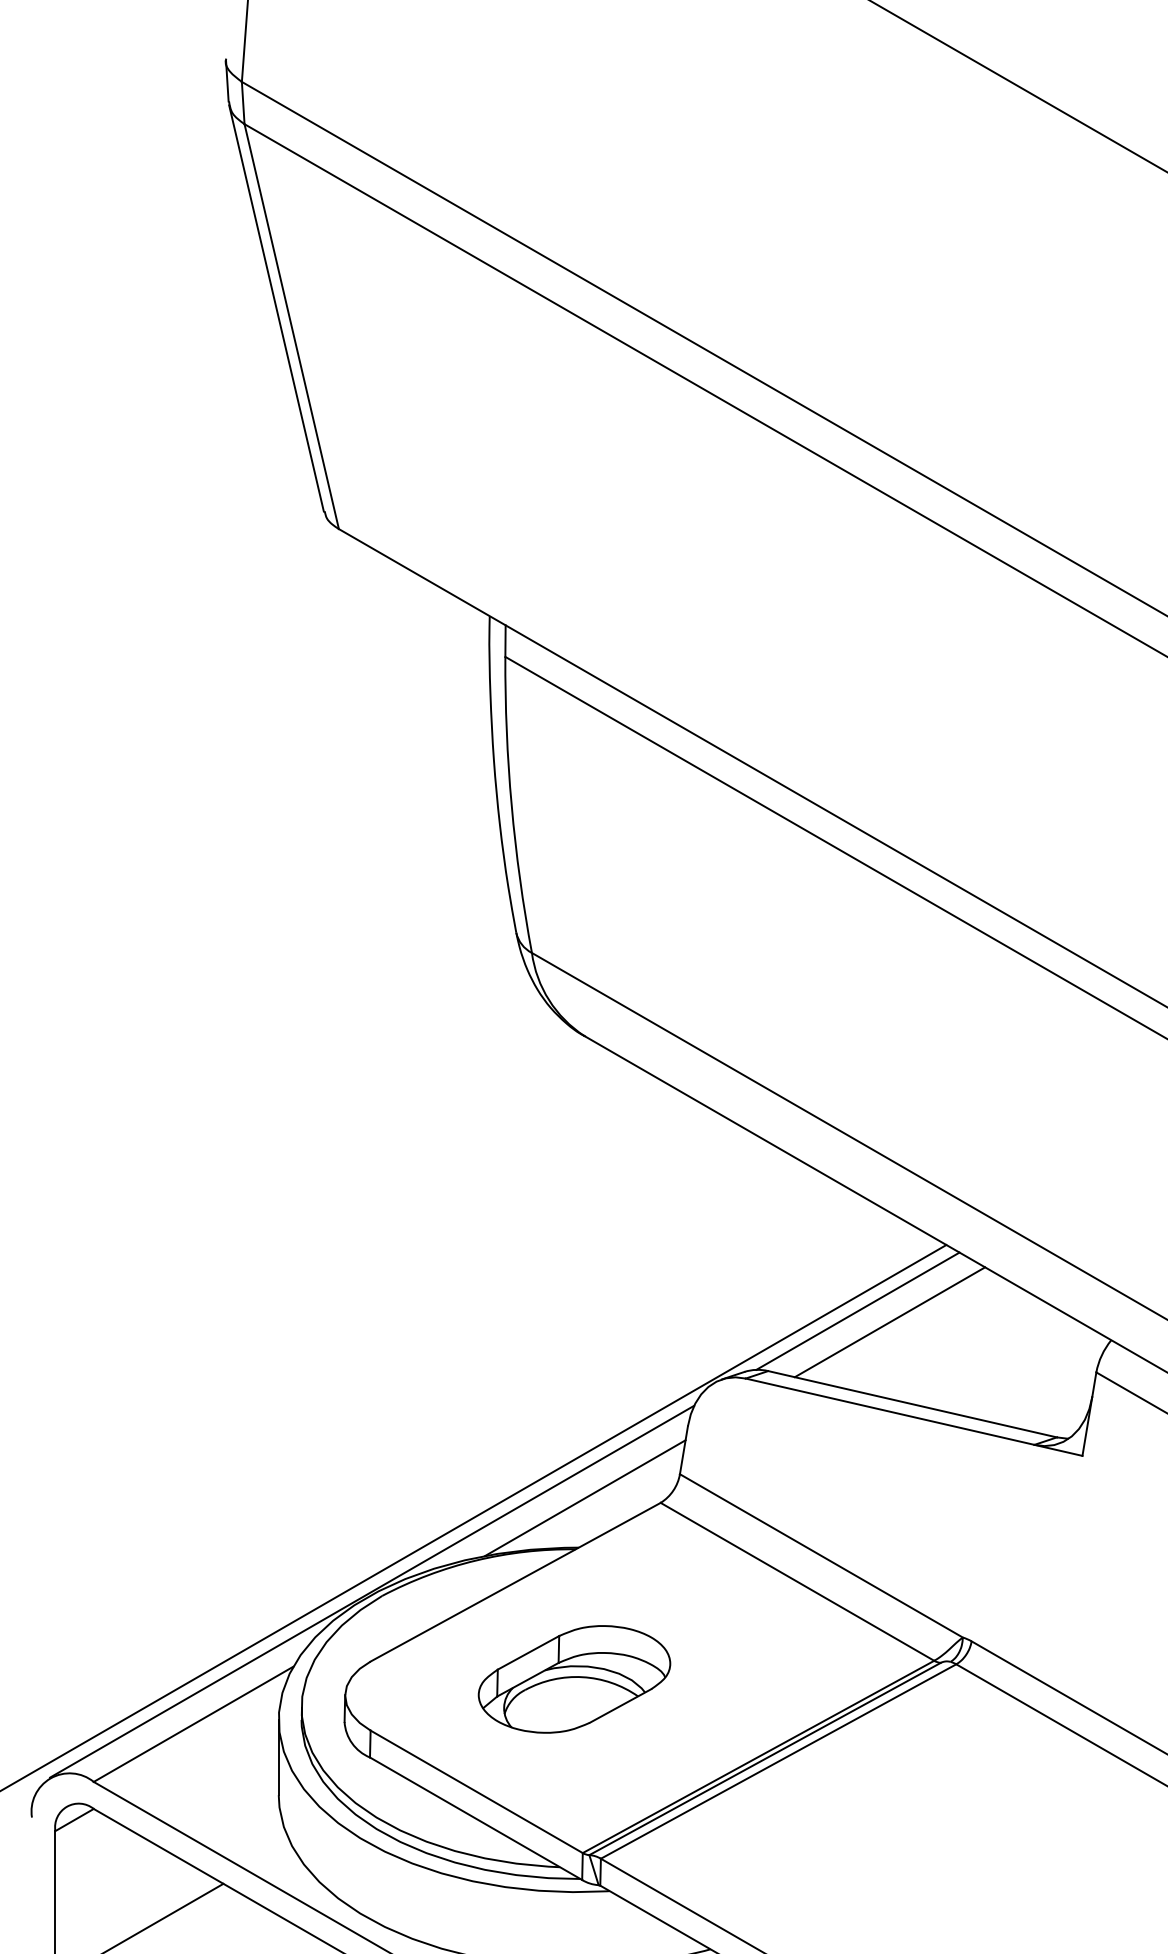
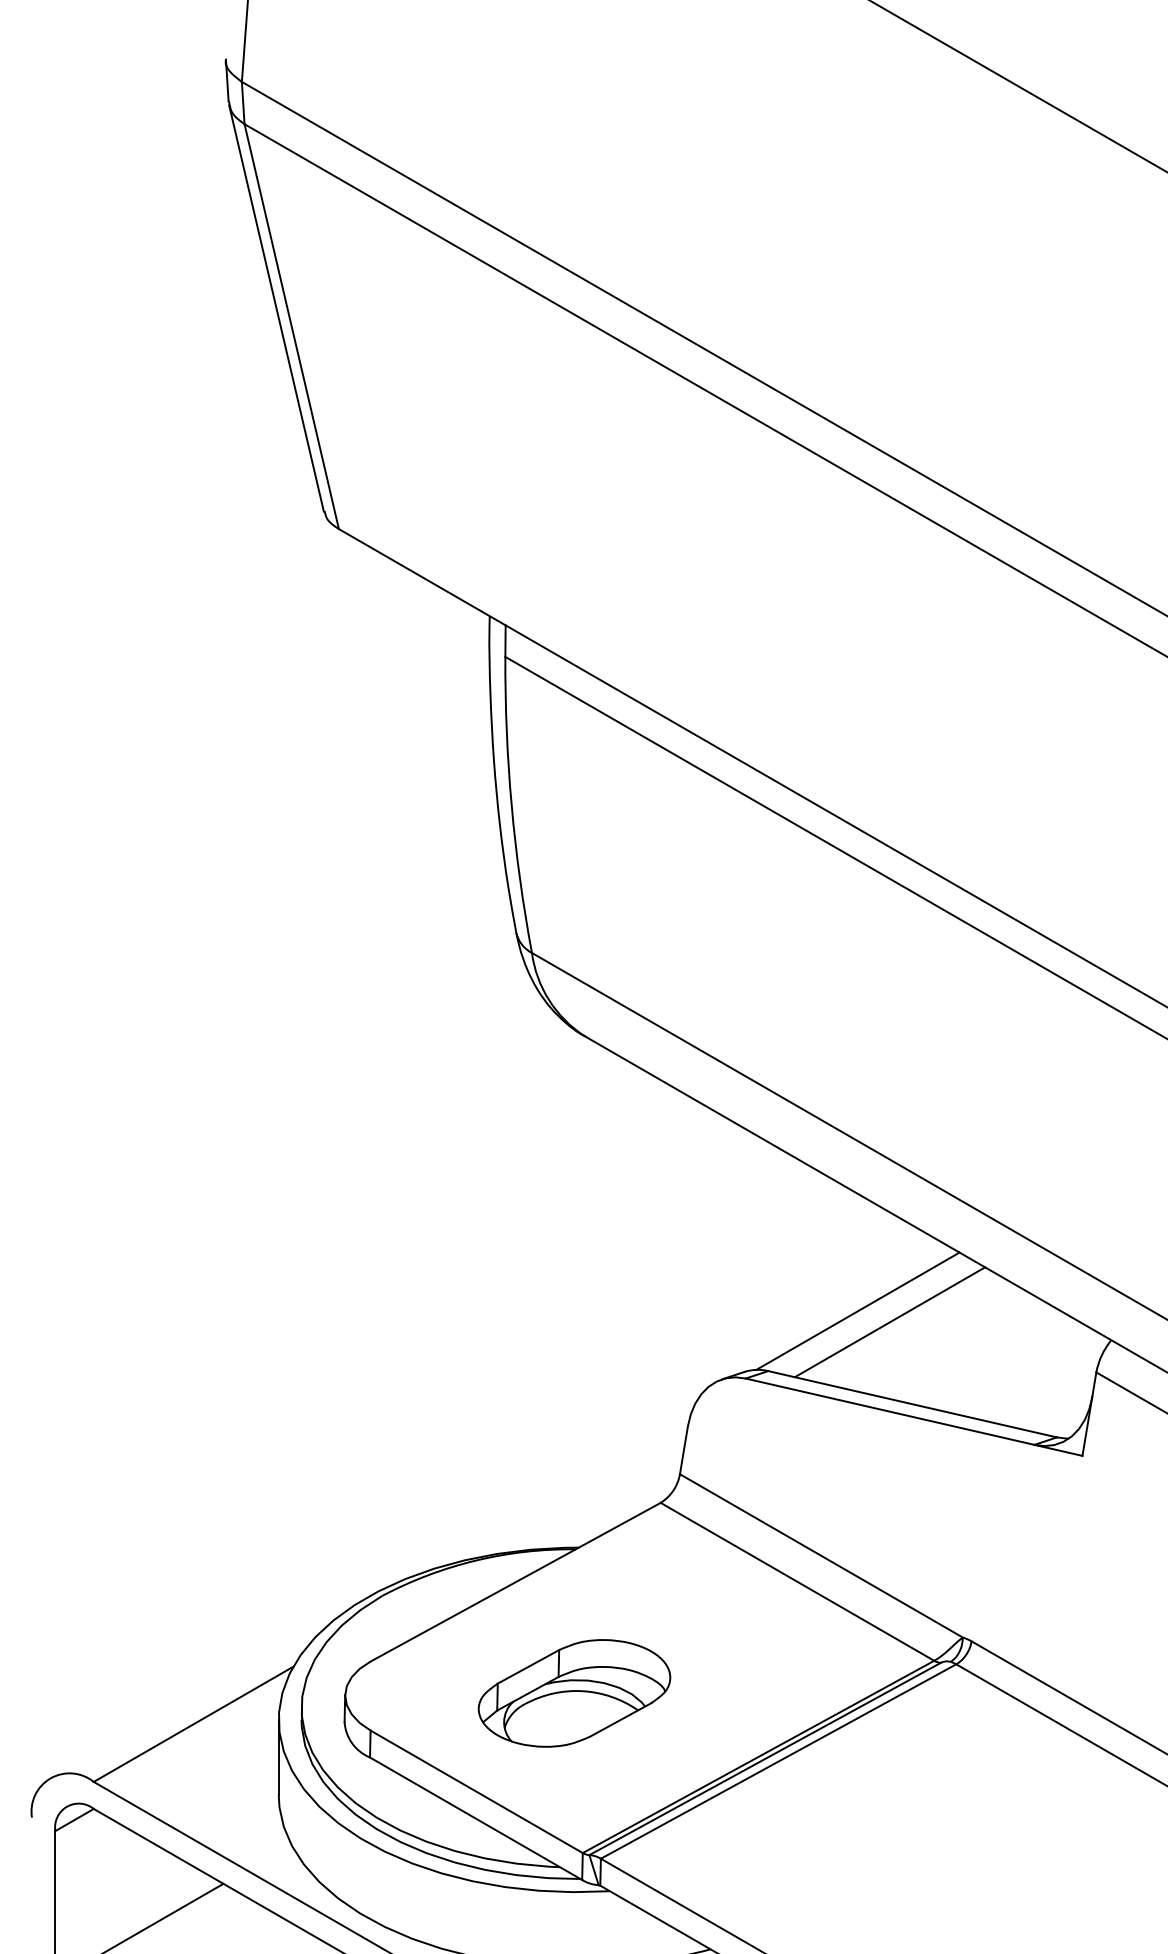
line: present -> none (585, 1498)
line: present -> none (474, 1517)
line: present -> none (372, 1591)
part position: (574, 1679) -> (574, 1693) (574, 1693)
